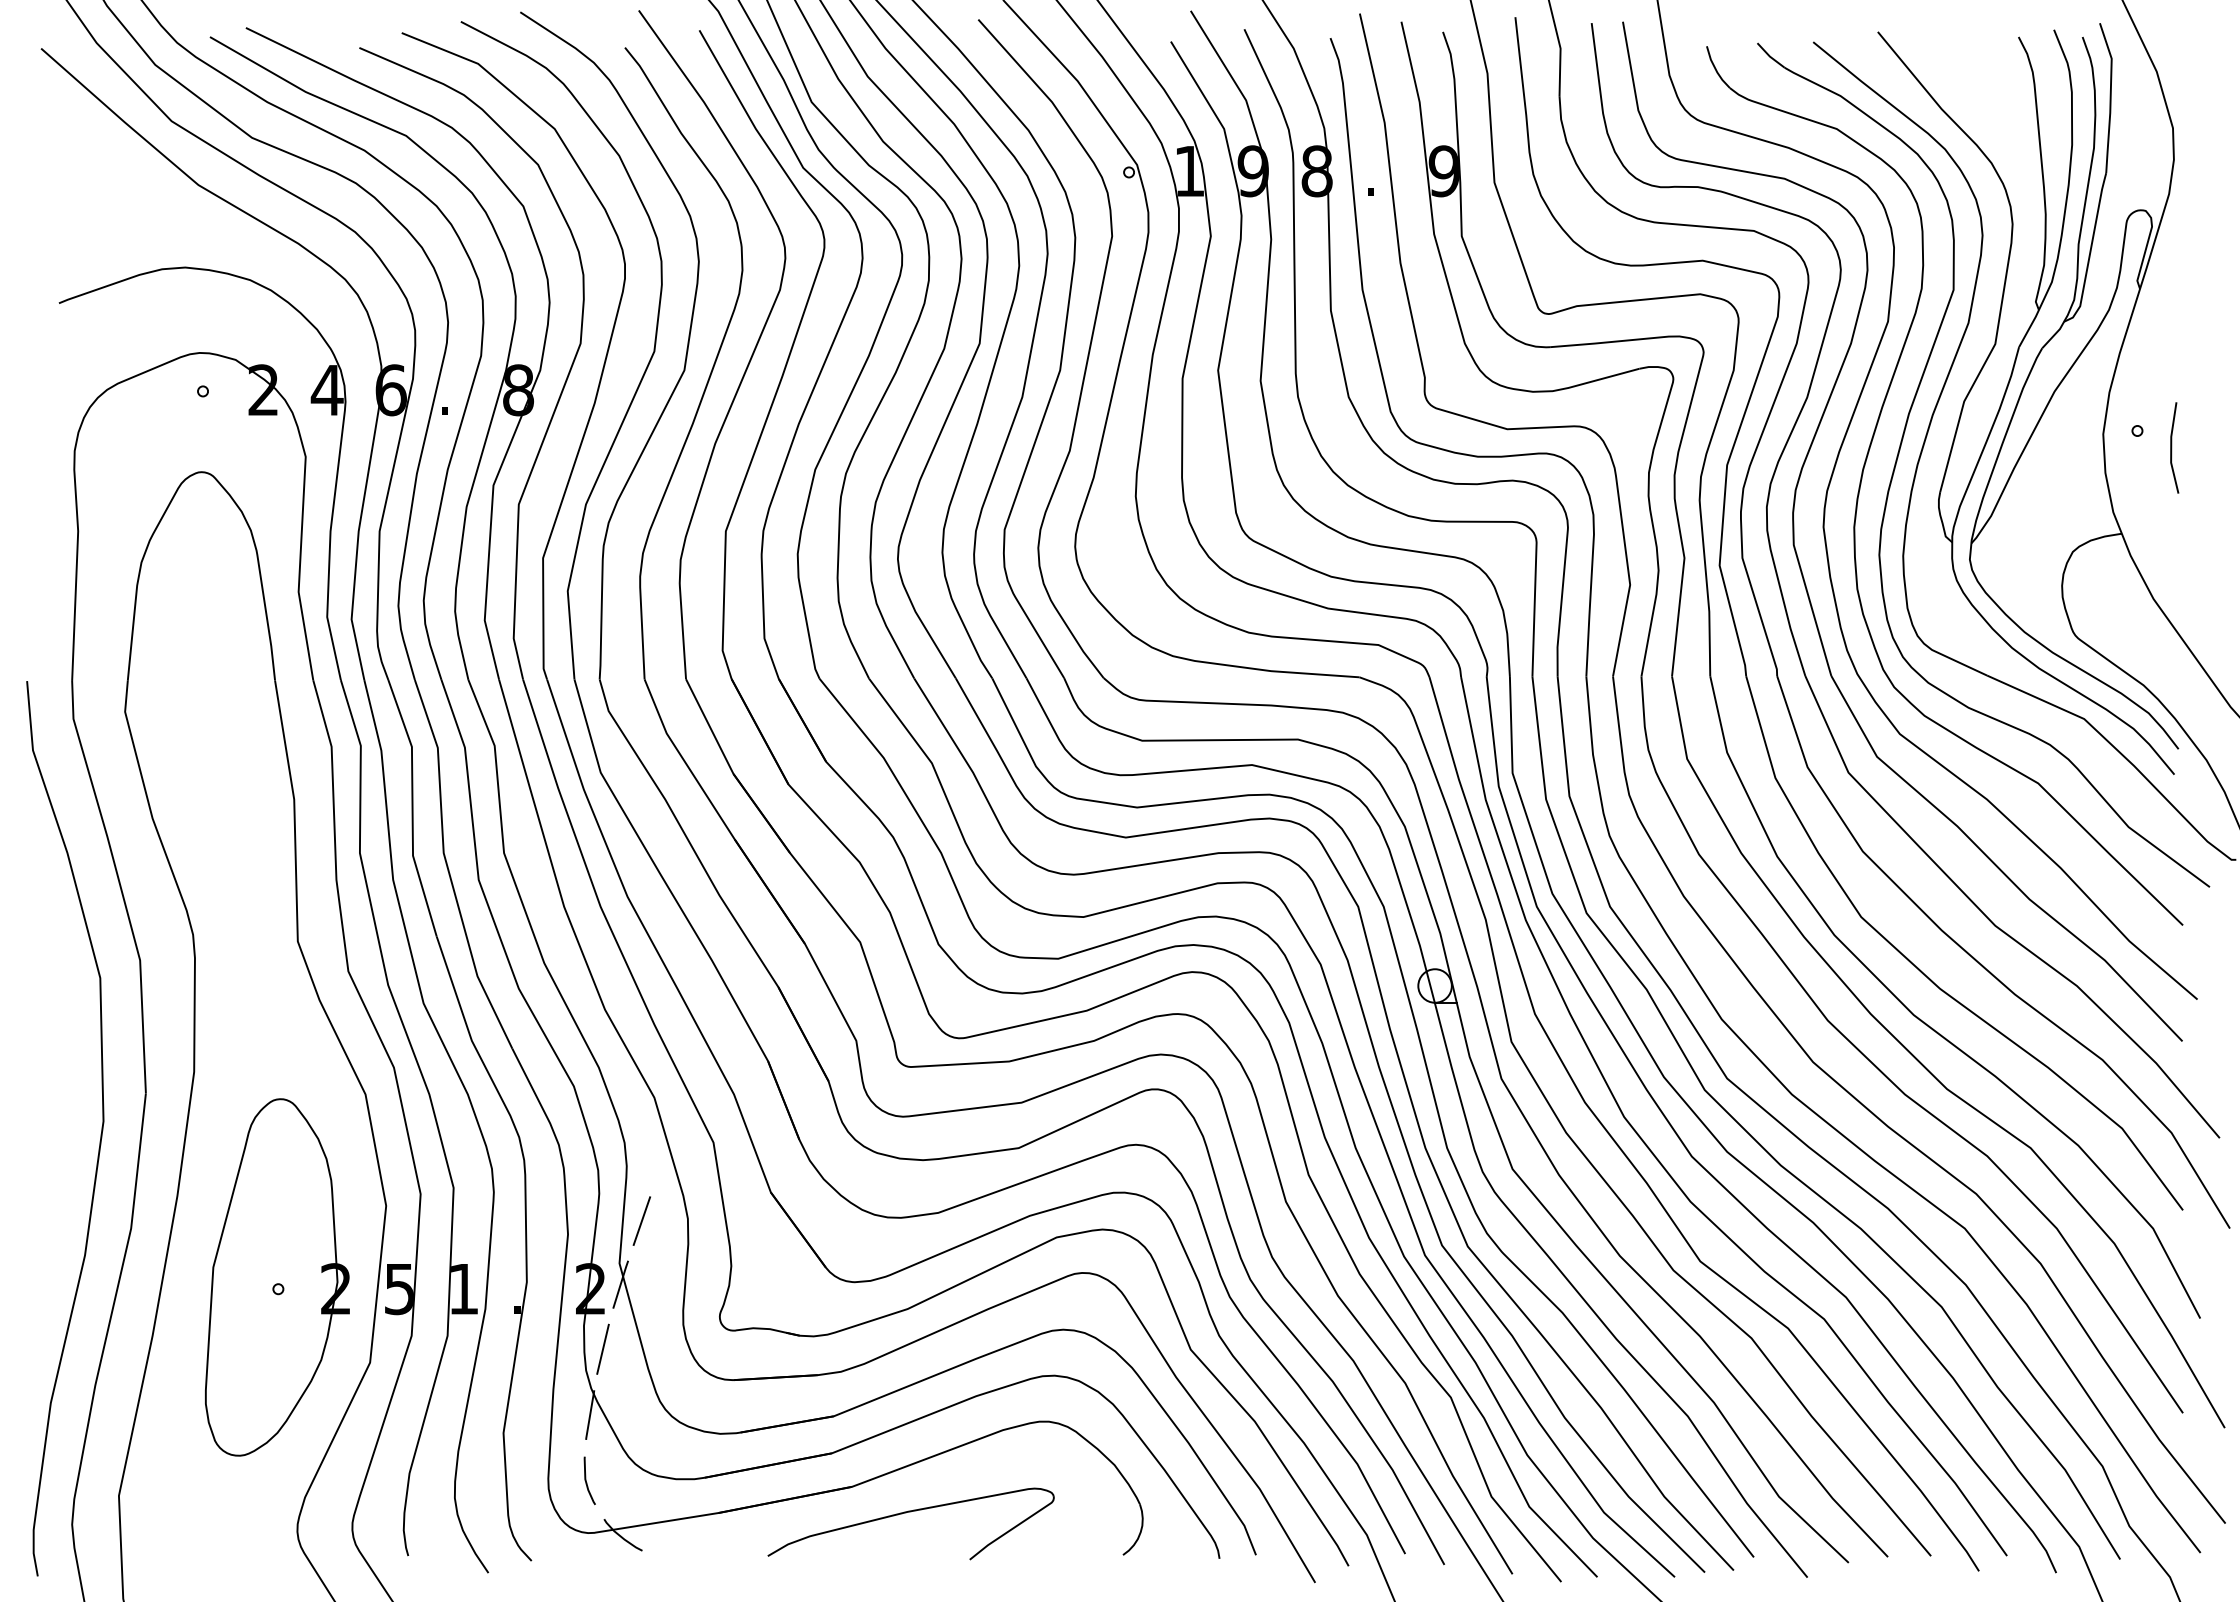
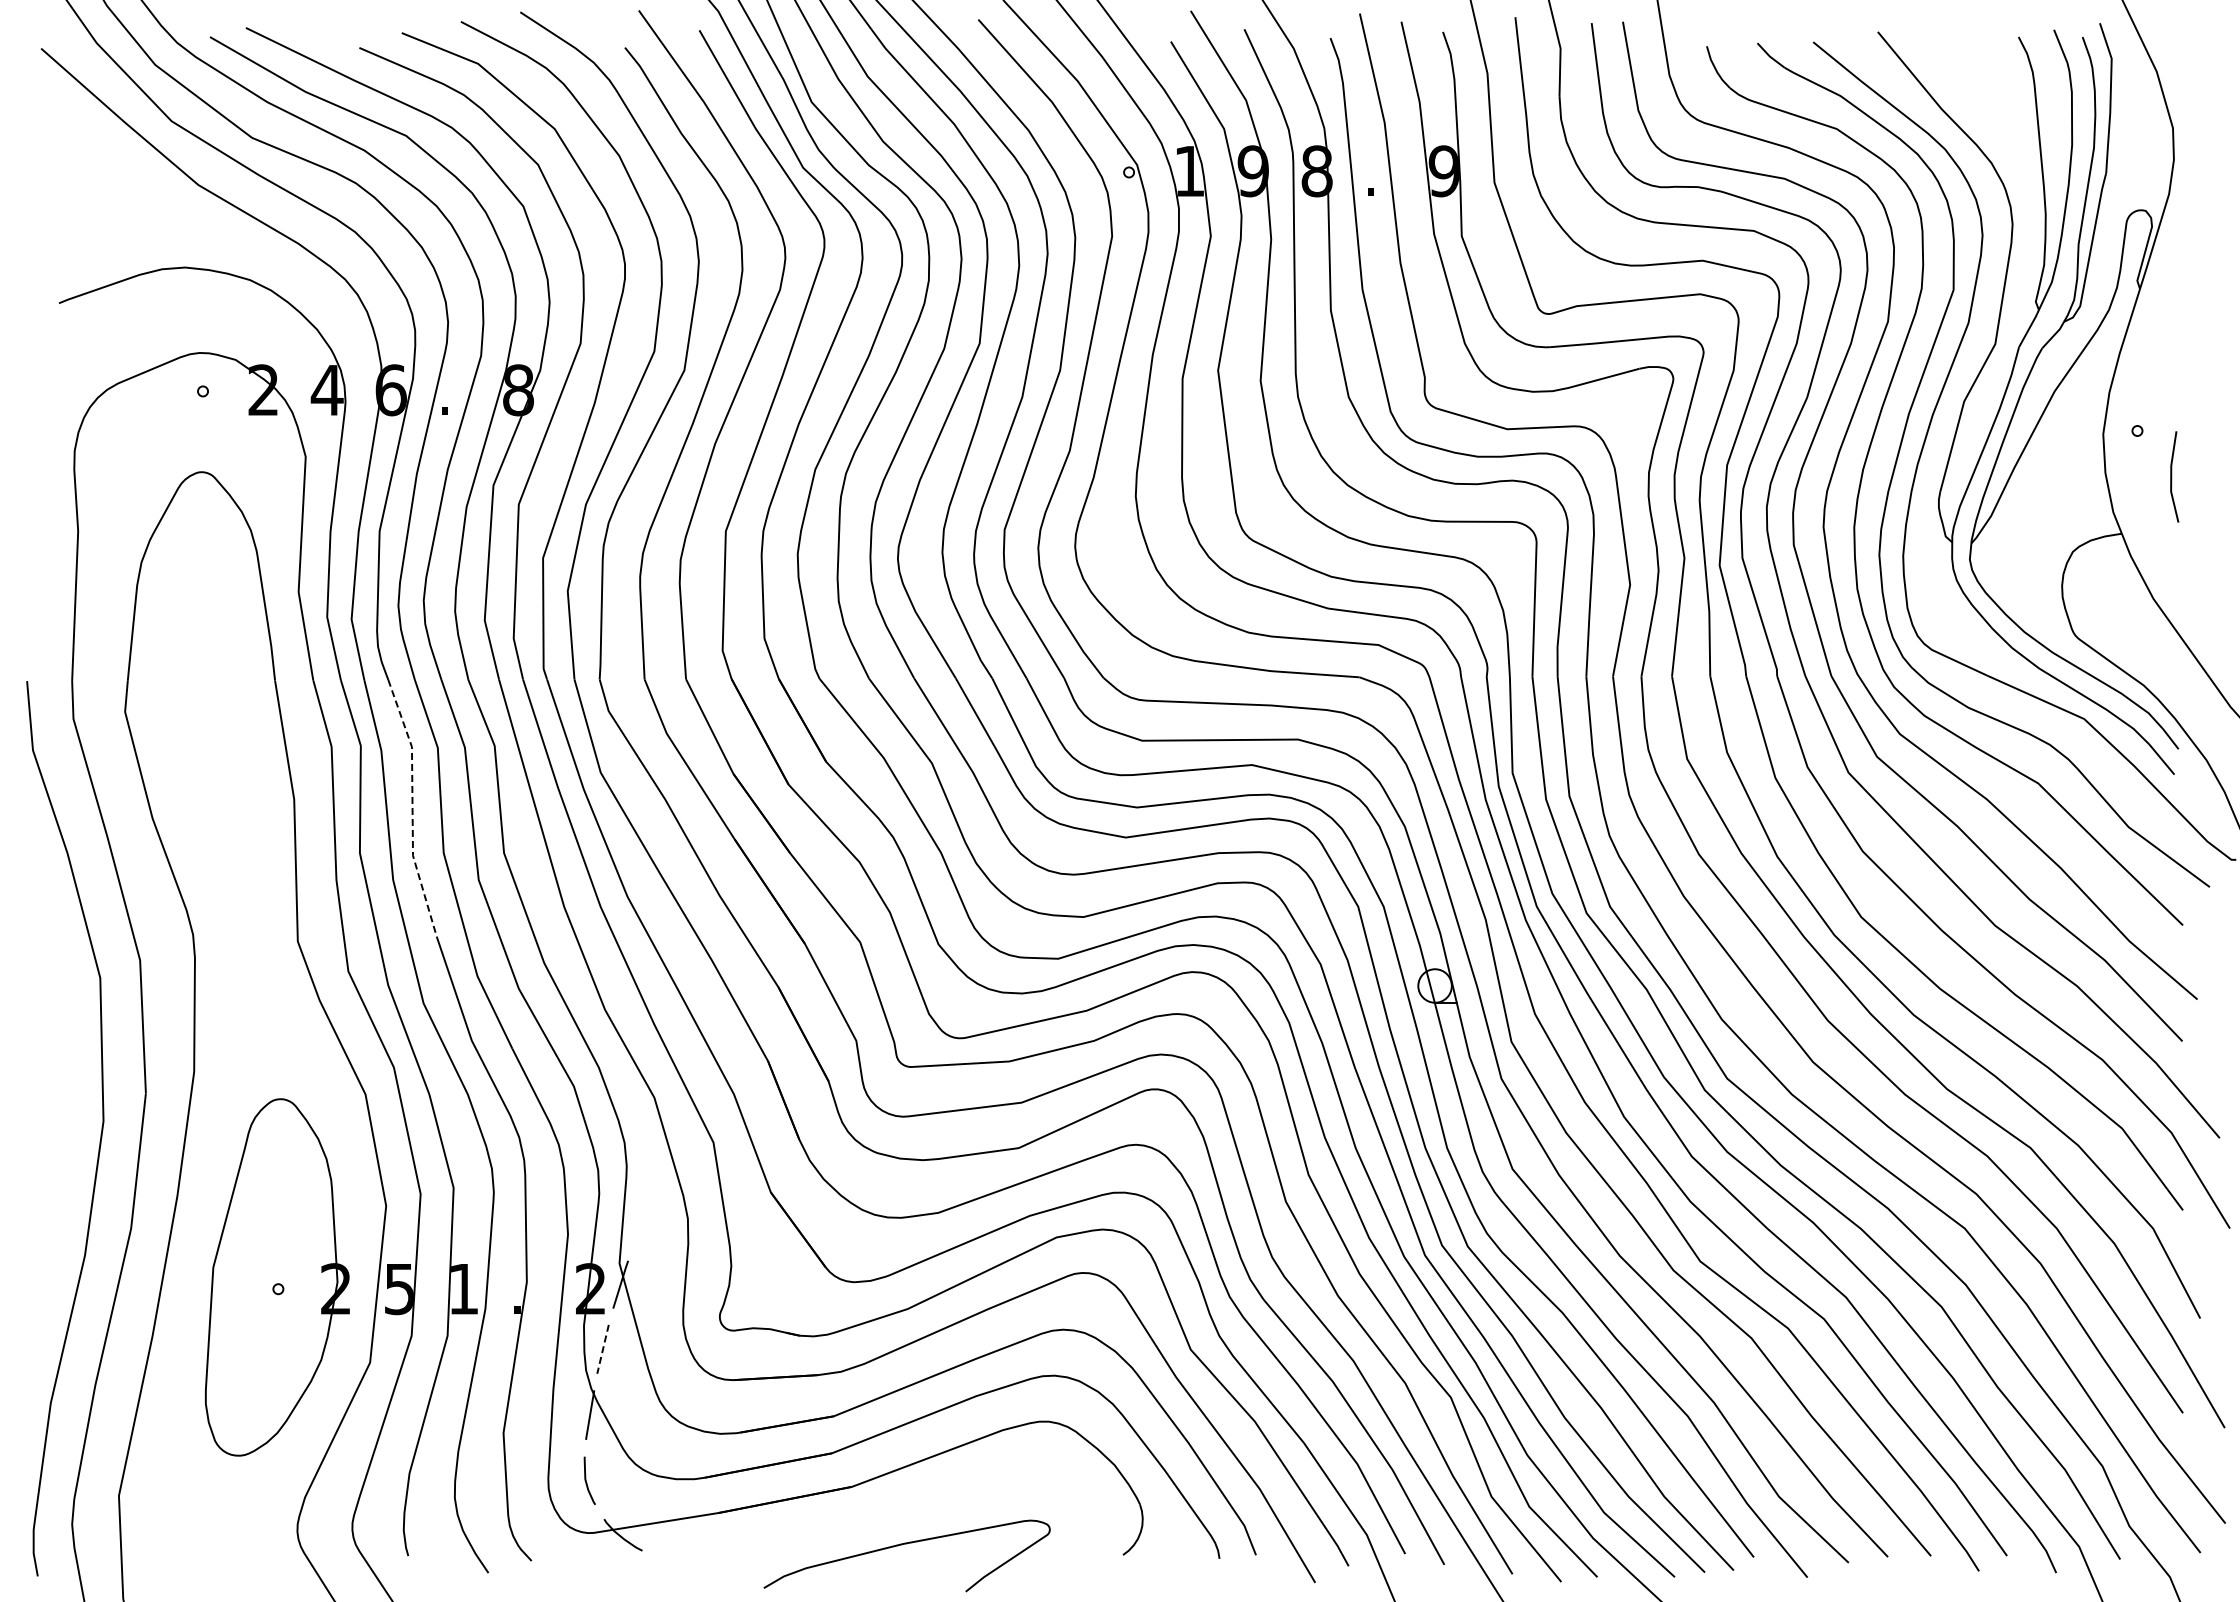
line position: (2172, 447) -> (2172, 476) (2172, 476)
line: solid -> dashed (412, 808)
line: present -> none (641, 1220)
line: solid -> dashed (602, 1349)
part position: (906, 1513) -> (902, 1545) (902, 1545)
